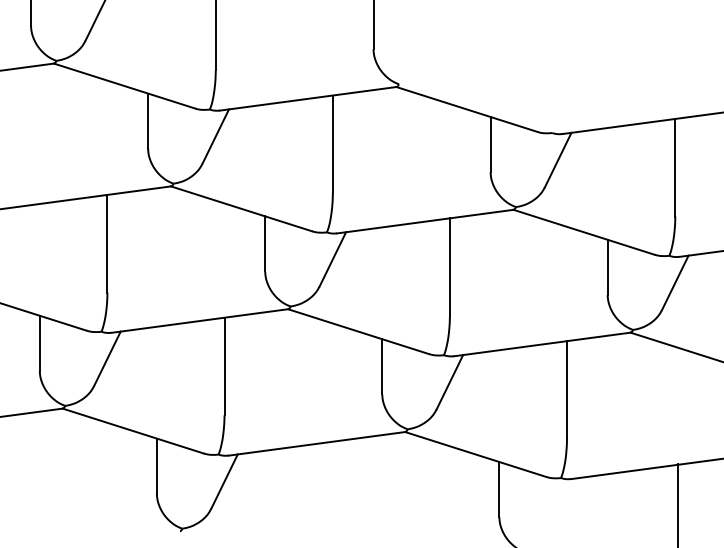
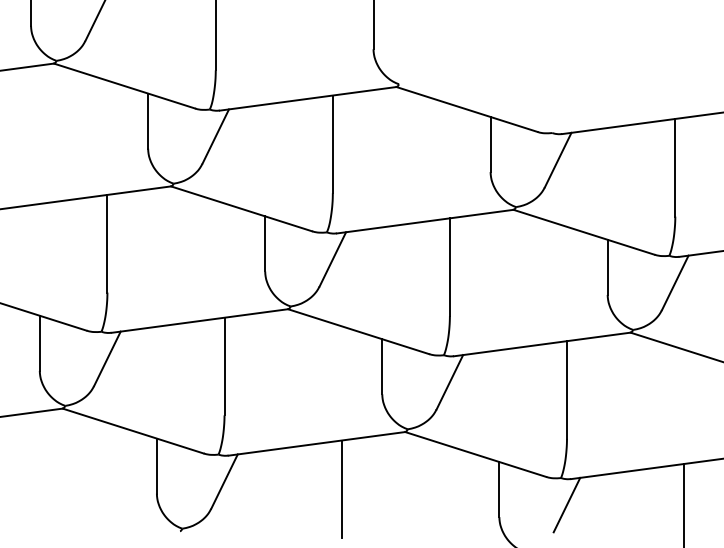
line: none -> present (341, 489)
line position: (678, 503) -> (684, 503) (684, 503)
line: none -> present (566, 504)
